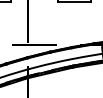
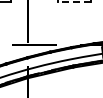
line: solid -> dashed (74, 2)
